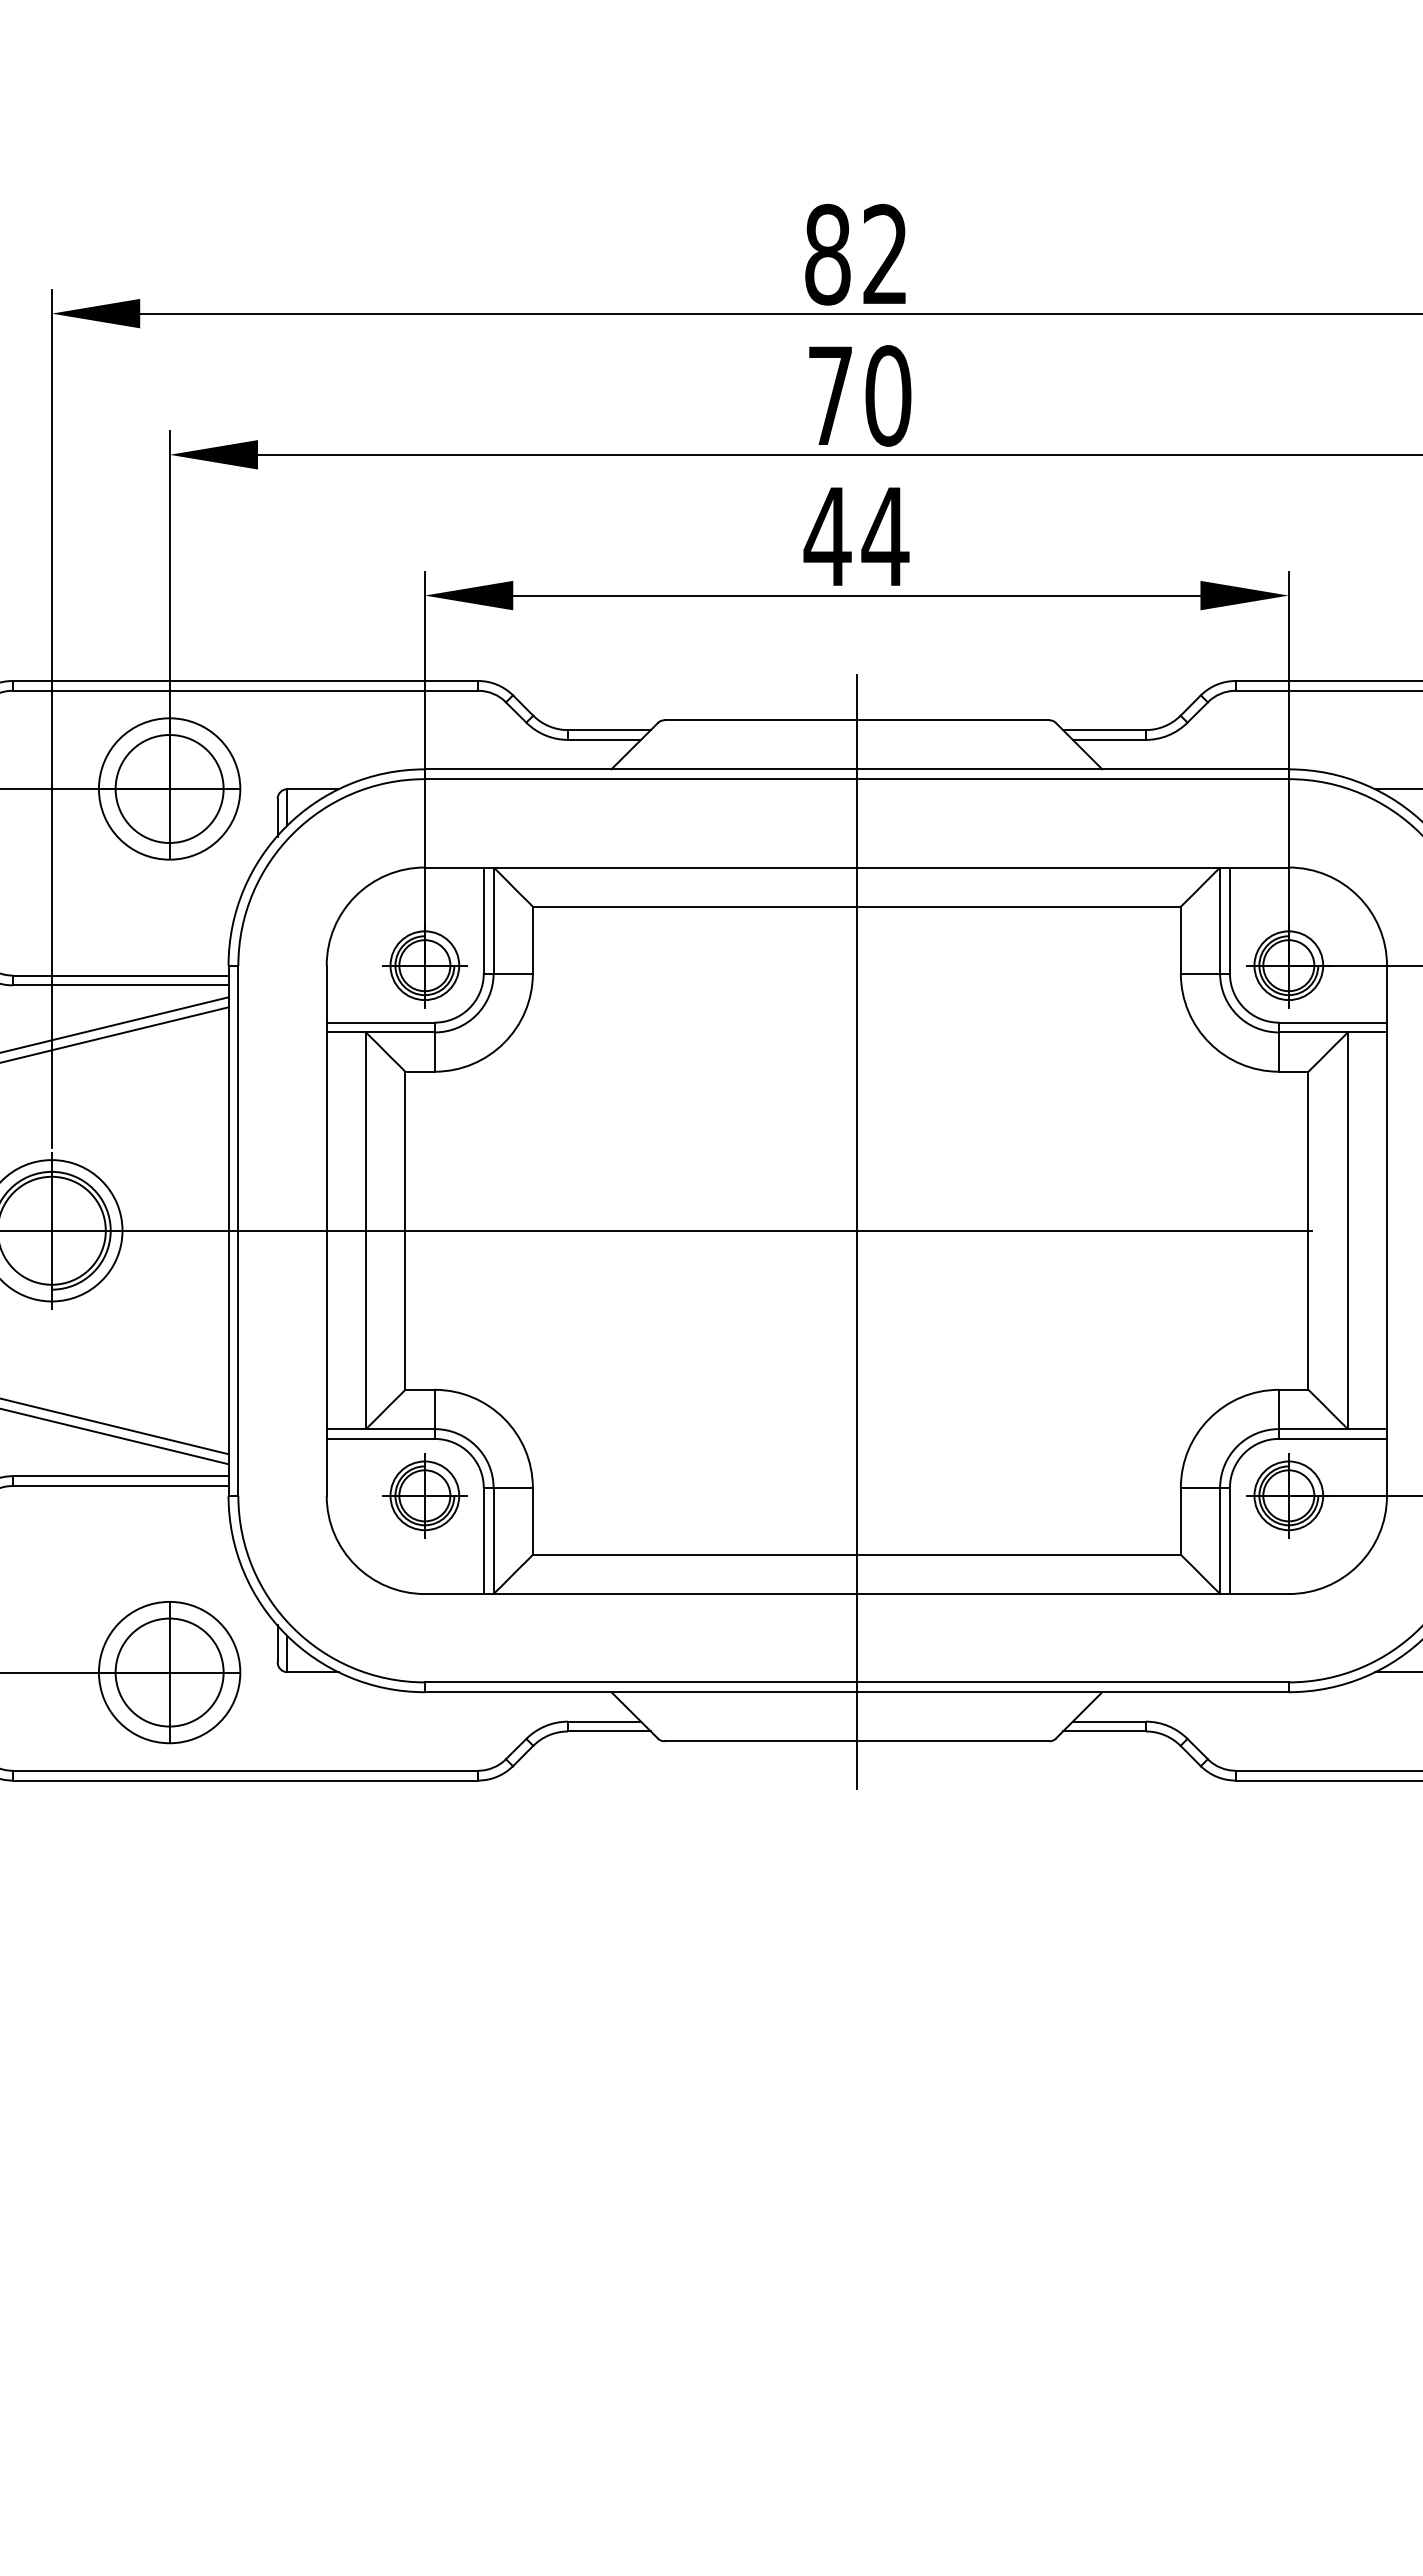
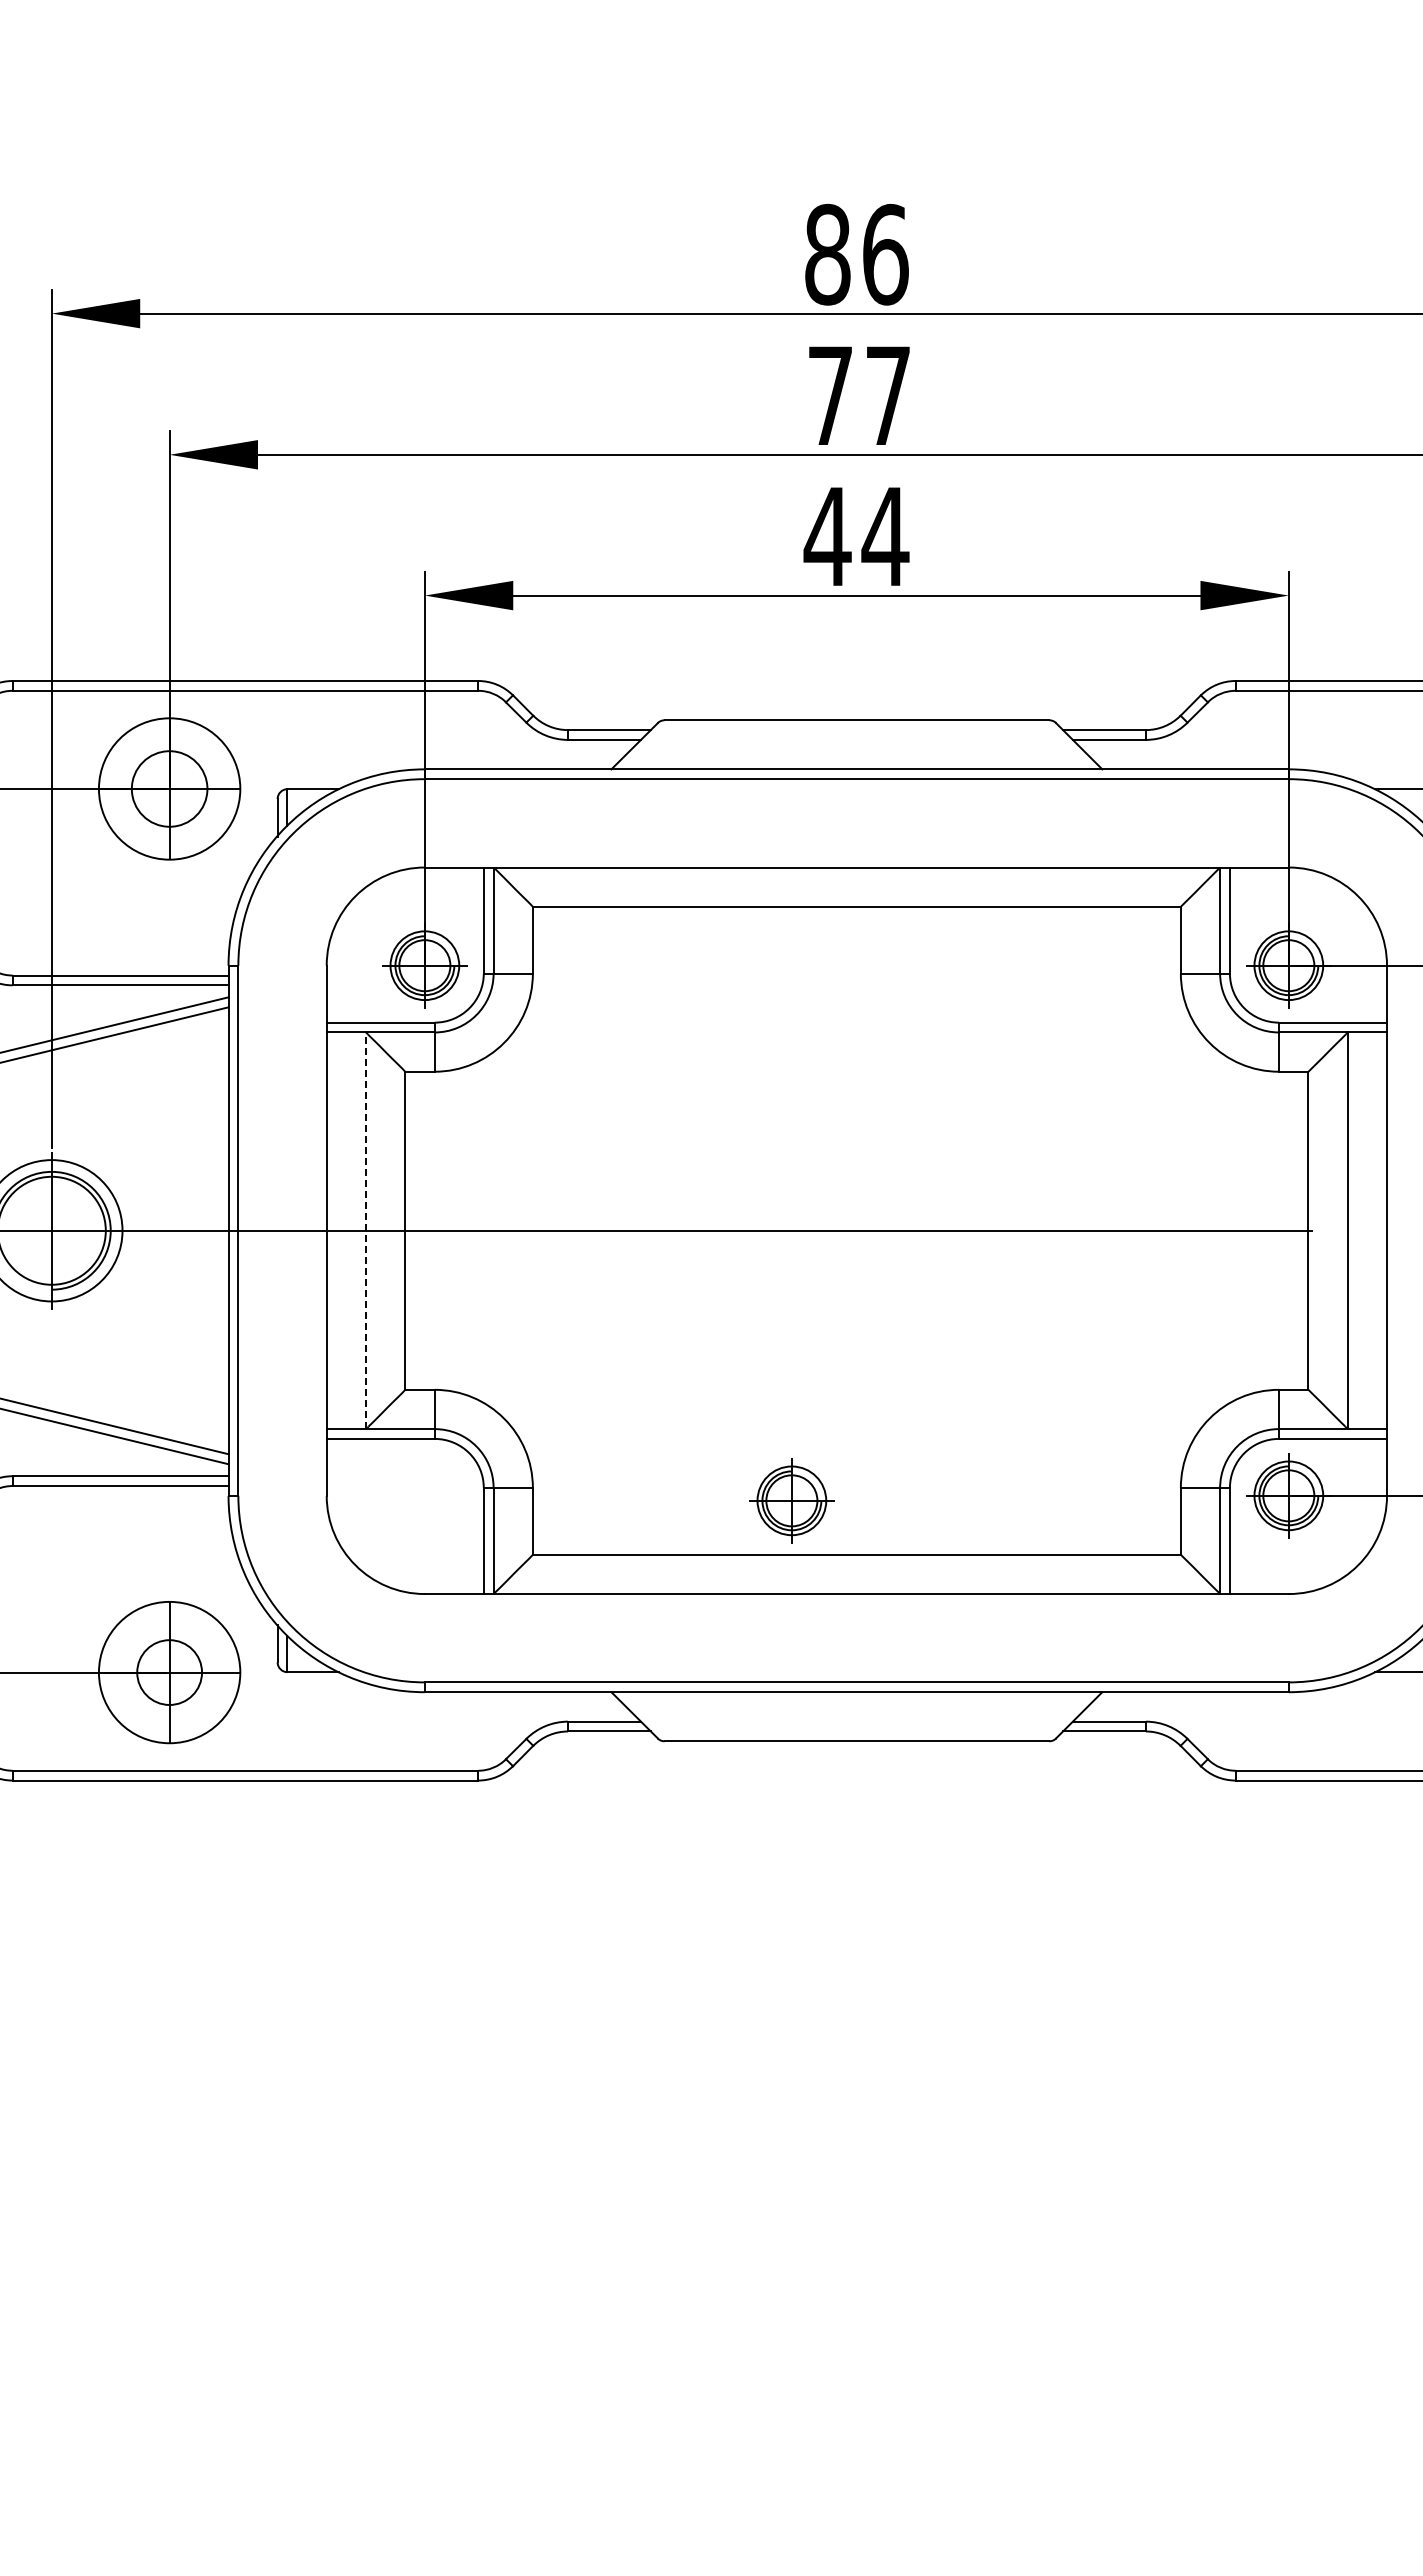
text: 82 -> 86 (885, 254)
text: 70 -> 77 (888, 395)
circle diameter: 108 px -> 76 px (169, 788)
line: solid -> dashed (365, 1230)
line: present -> none (856, 1231)
part position: (424, 1495) -> (791, 1500) (791, 1500)
circle diameter: 108 px -> 65 px (169, 1672)
